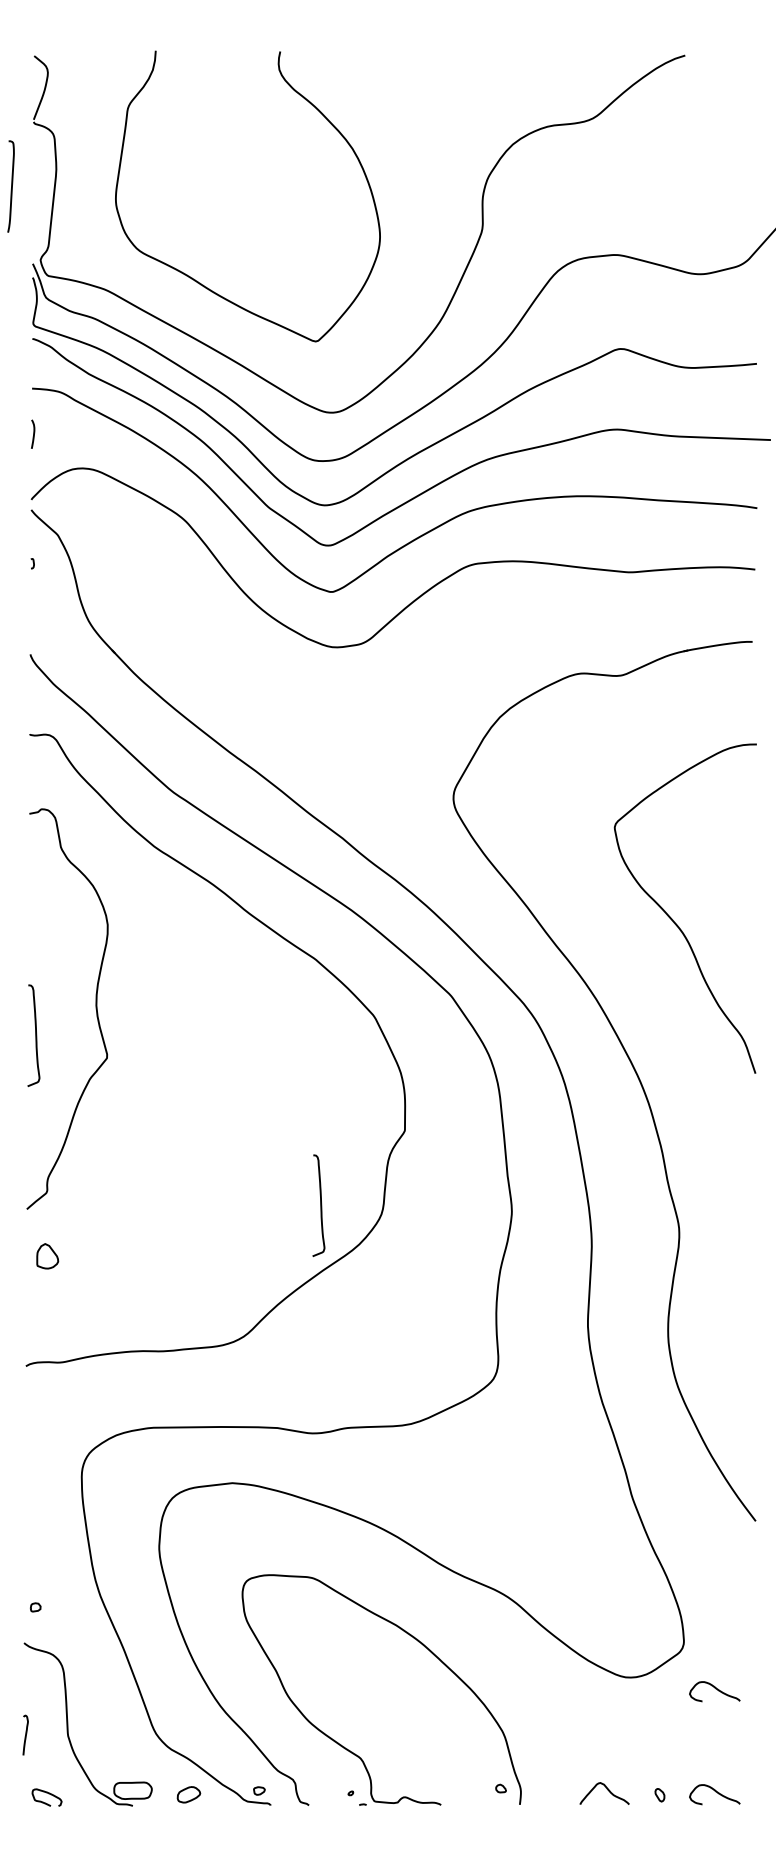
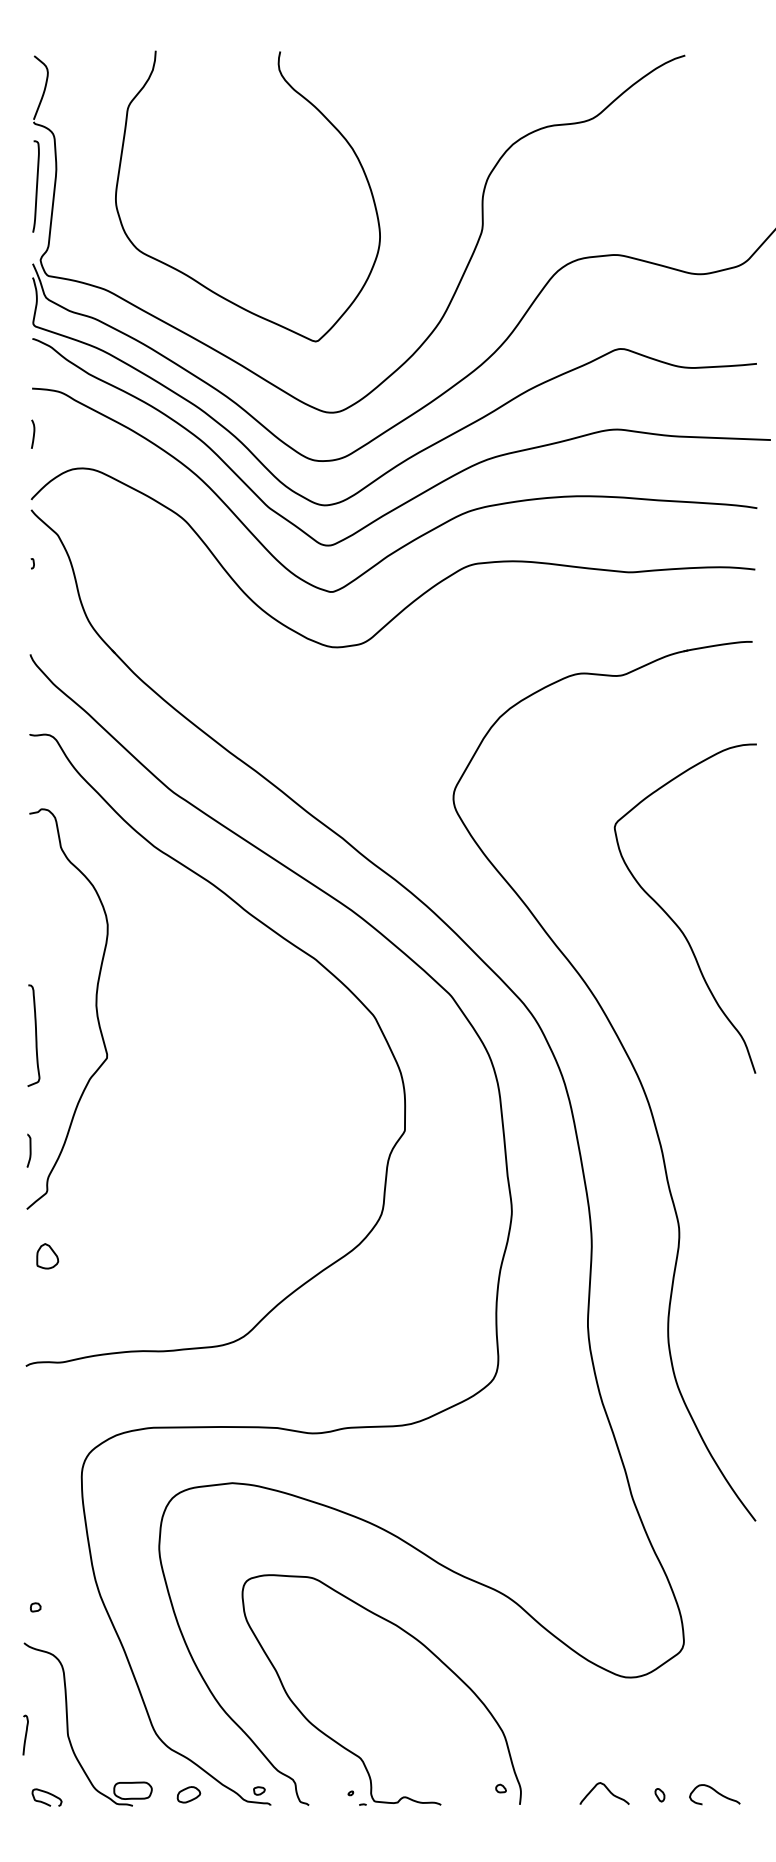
curve position: (11, 186) -> (36, 186) (36, 186)
curve: none -> present (29, 1150)
curve: present -> none (320, 1205)
curve: present -> none (715, 1689)
